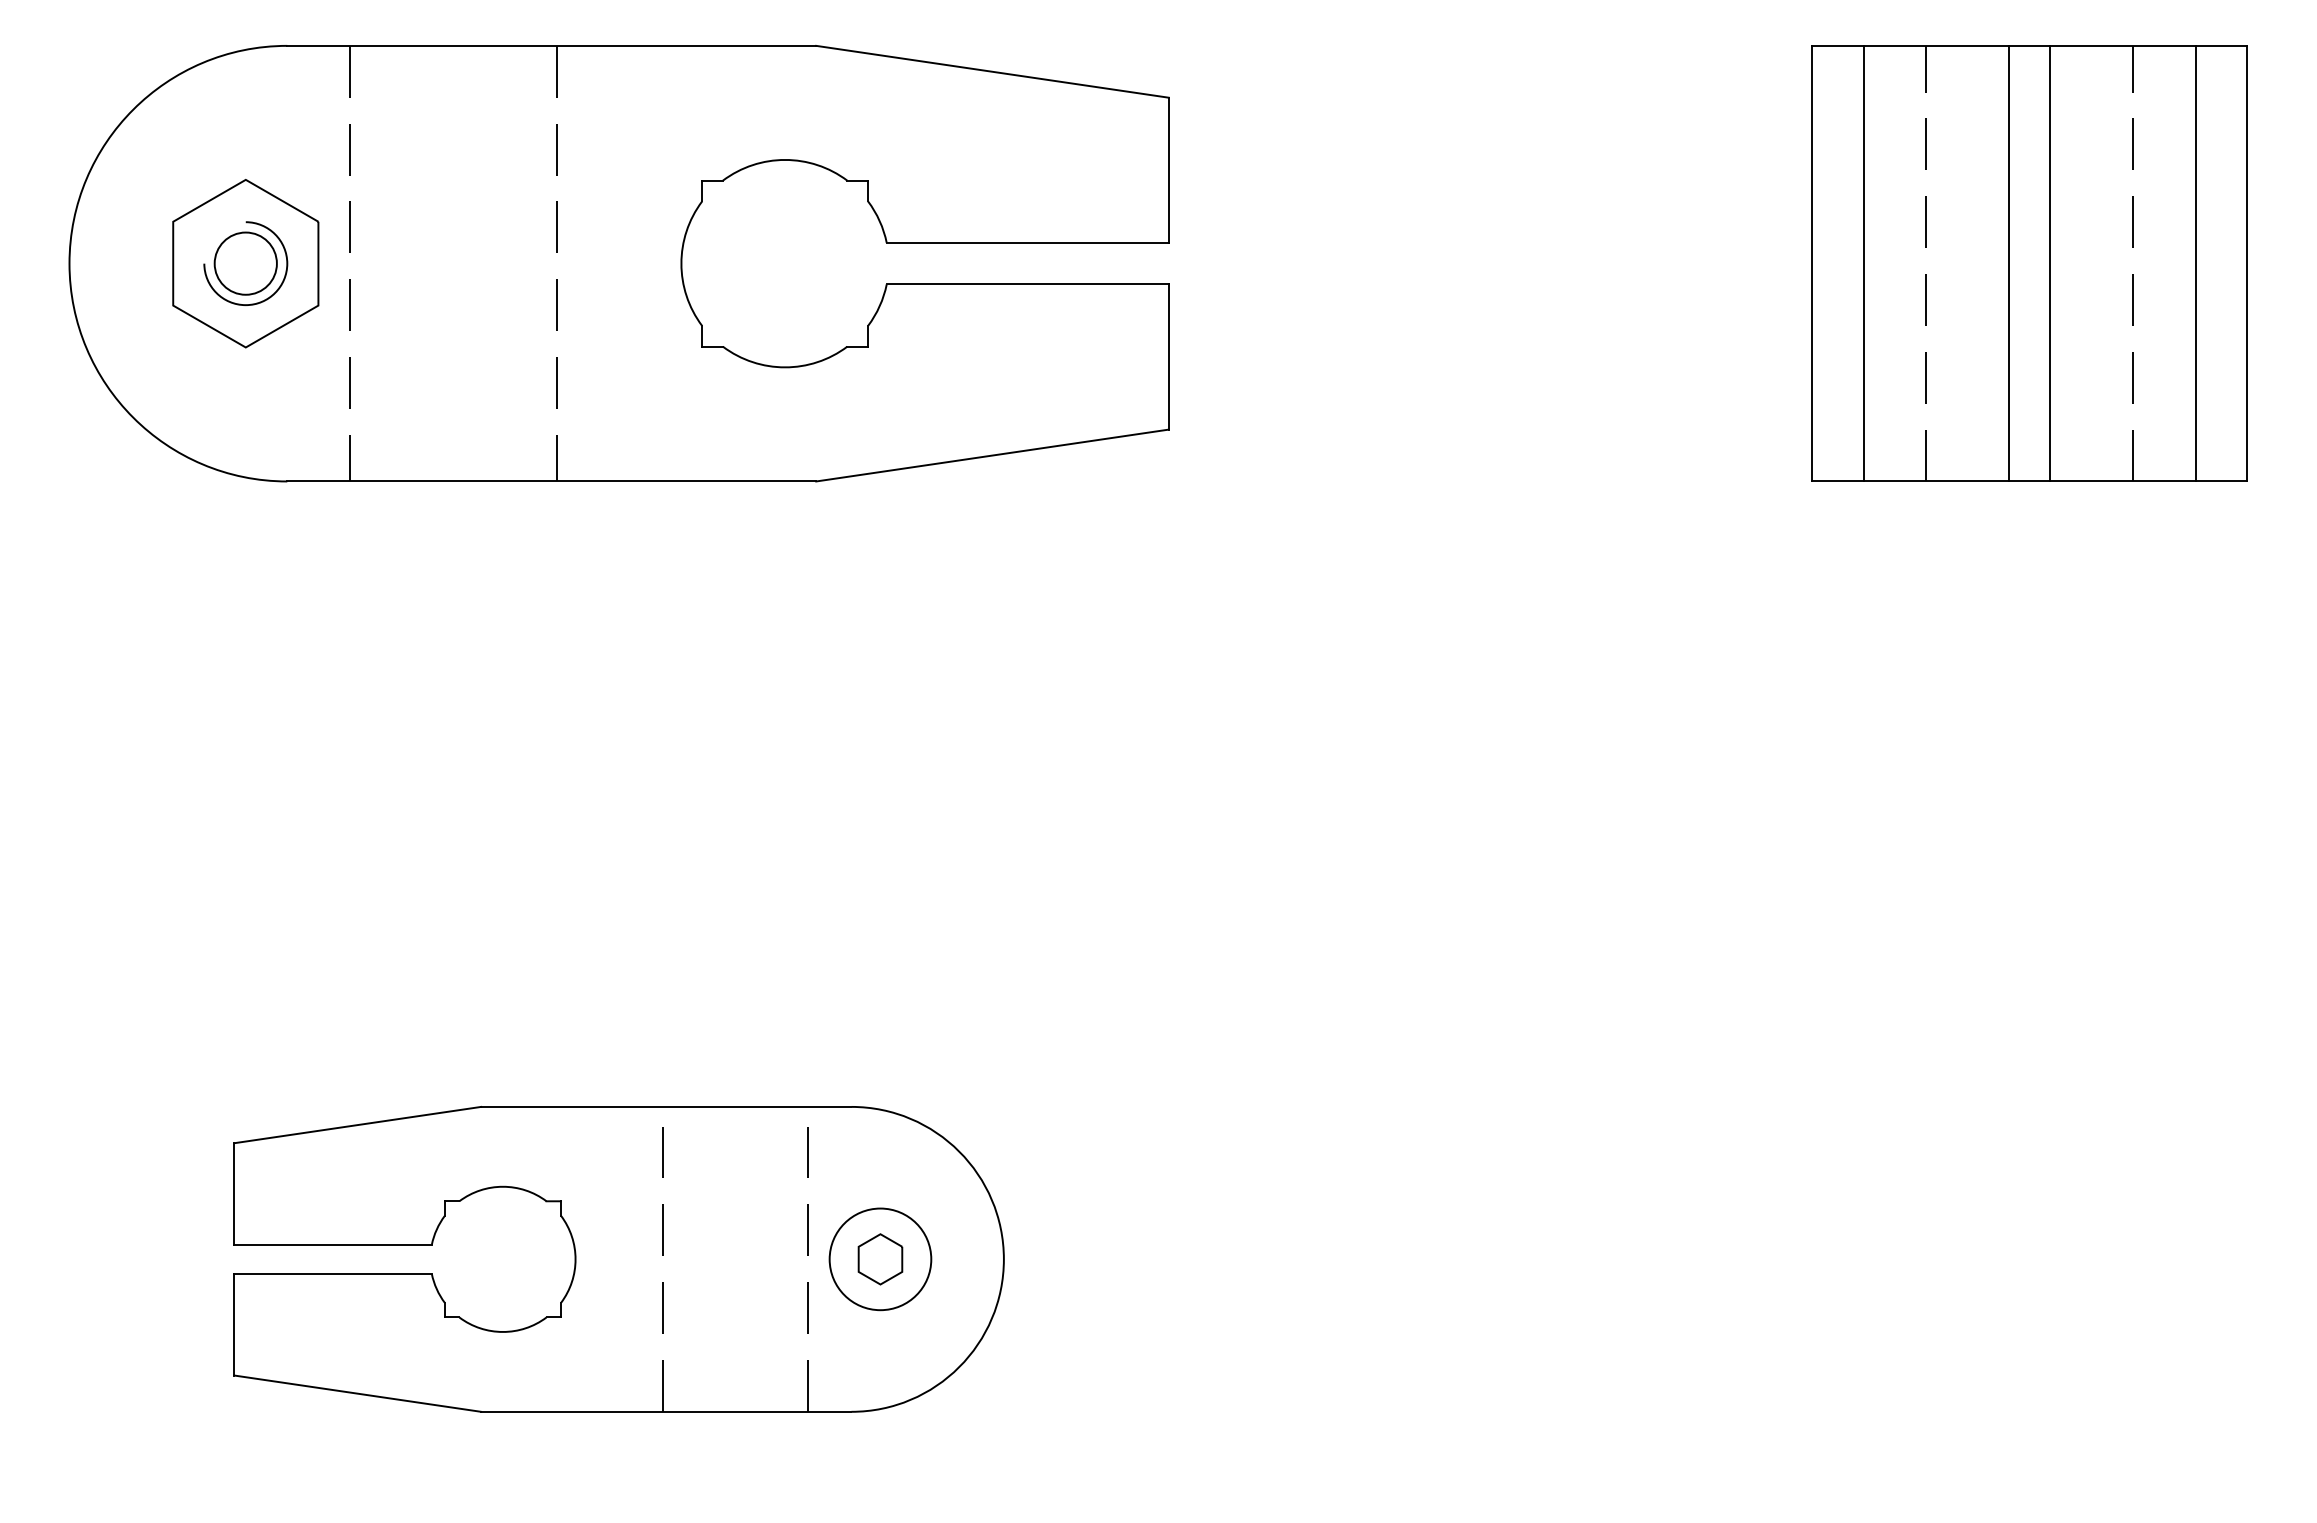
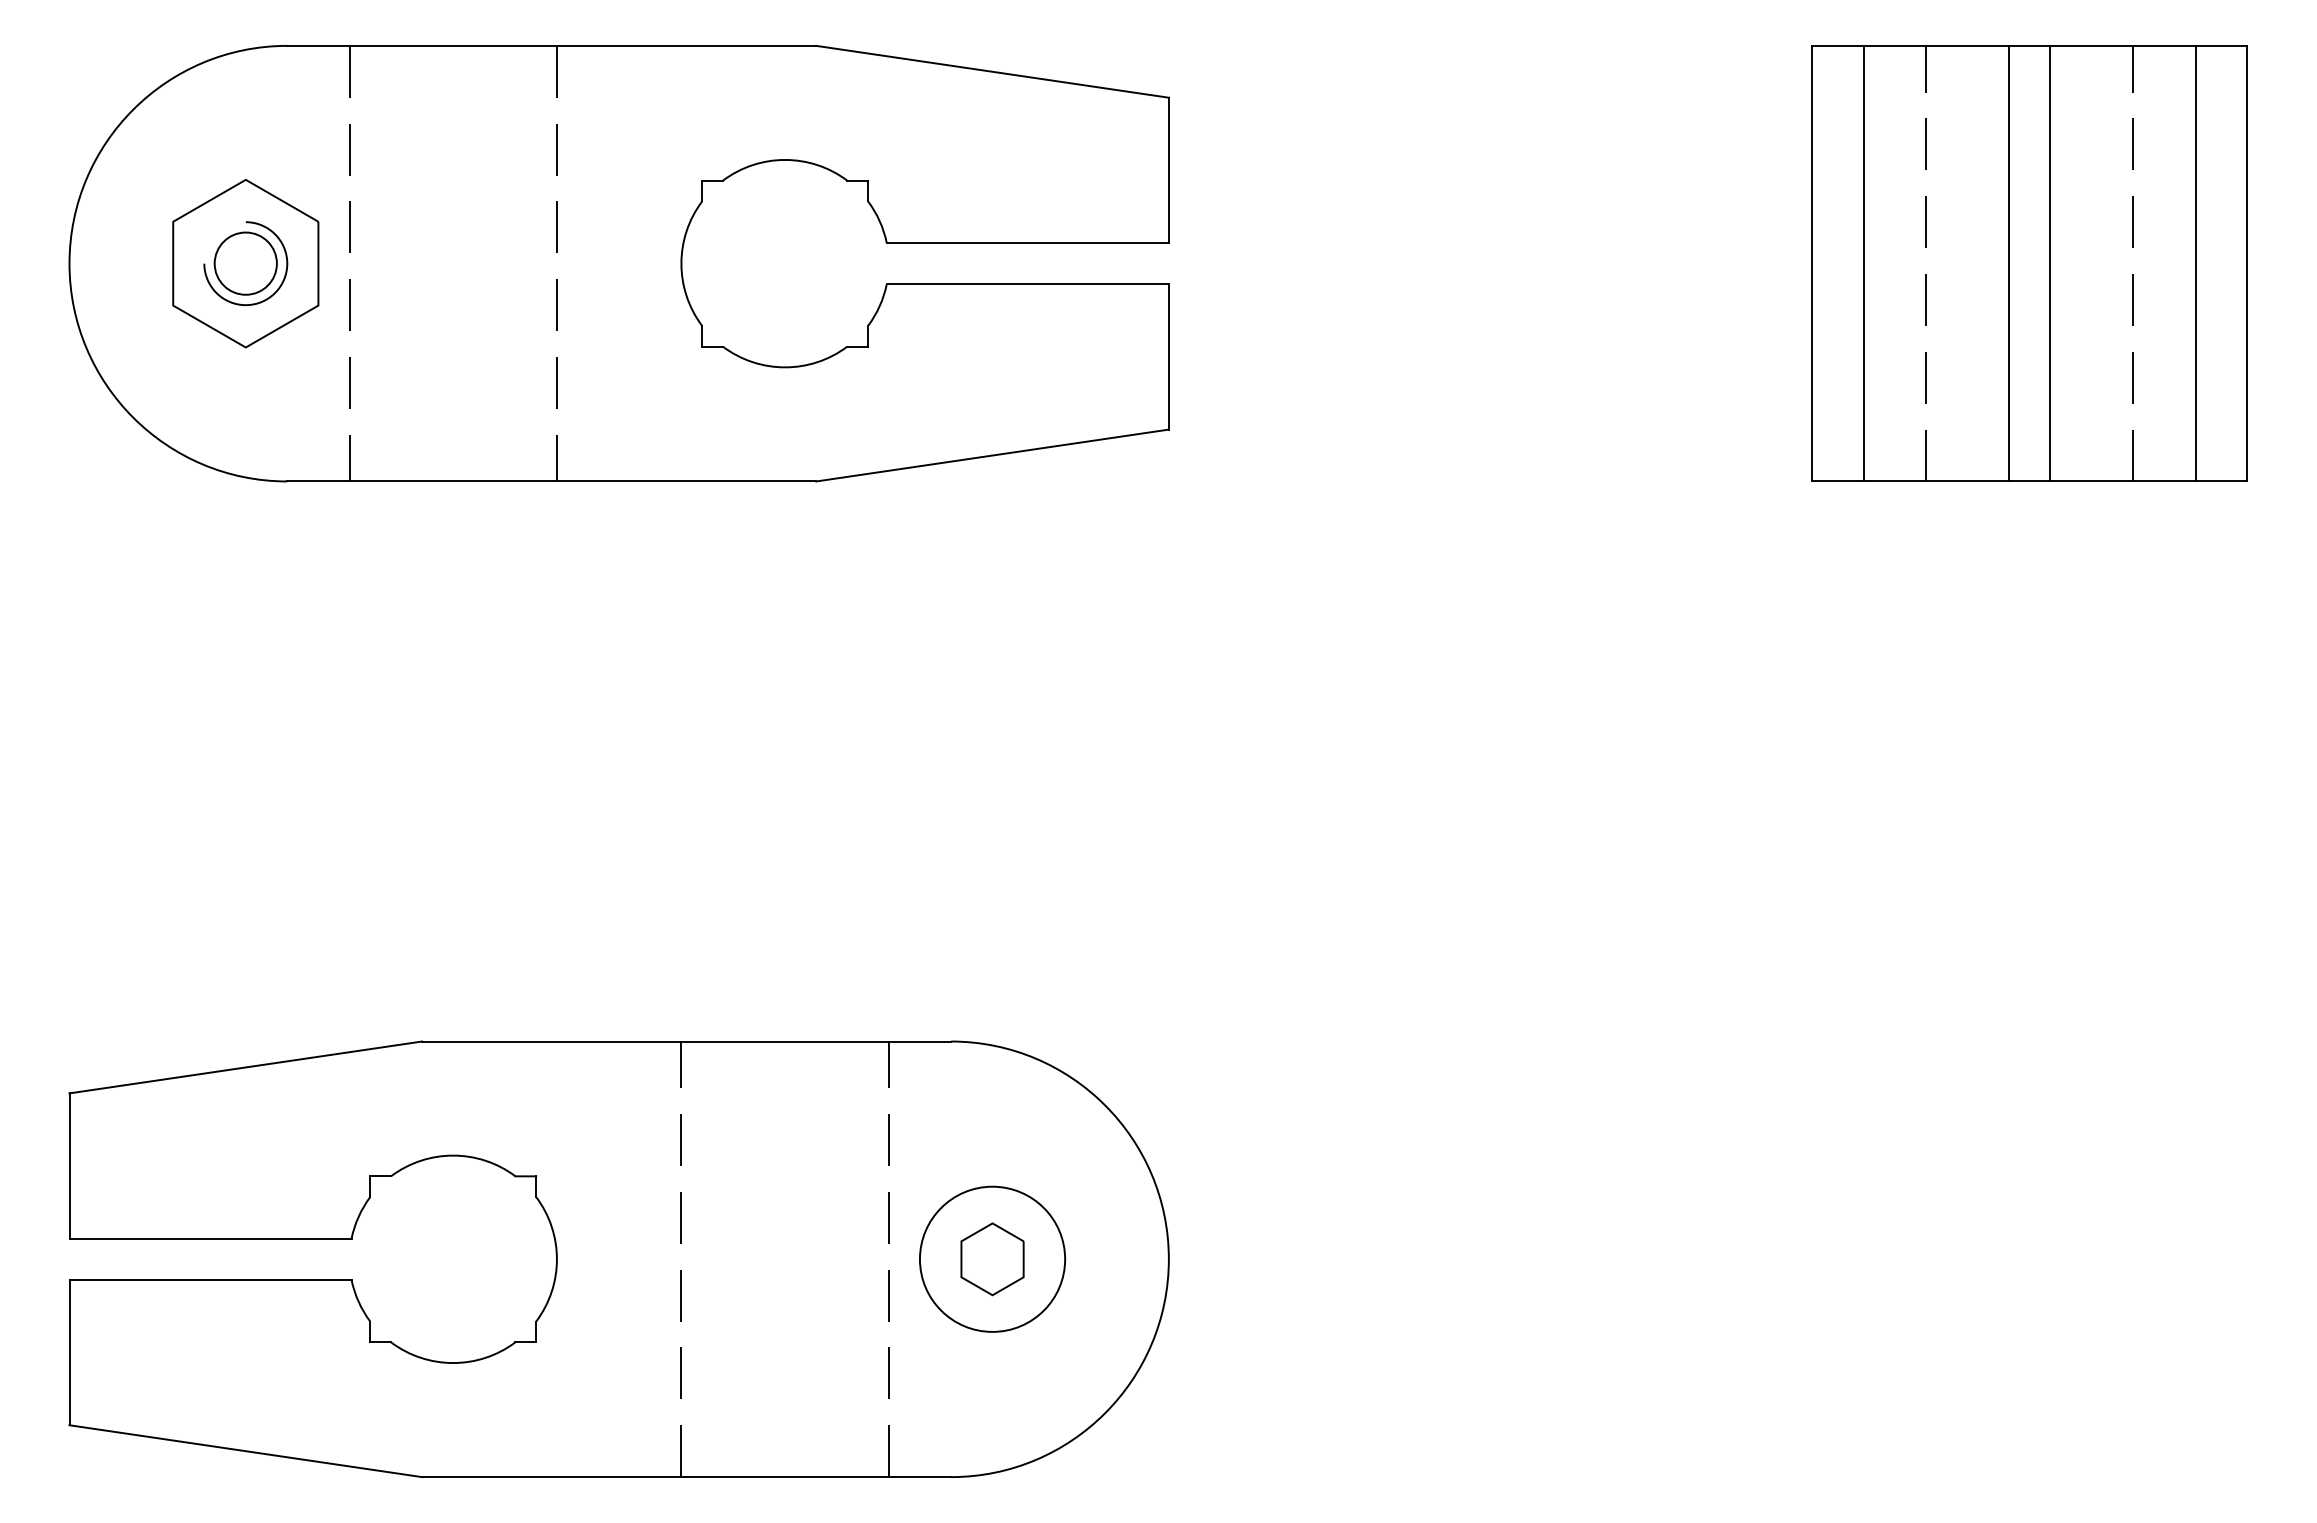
part size: 772x307 px -> 1102x439 px (618, 1259)
